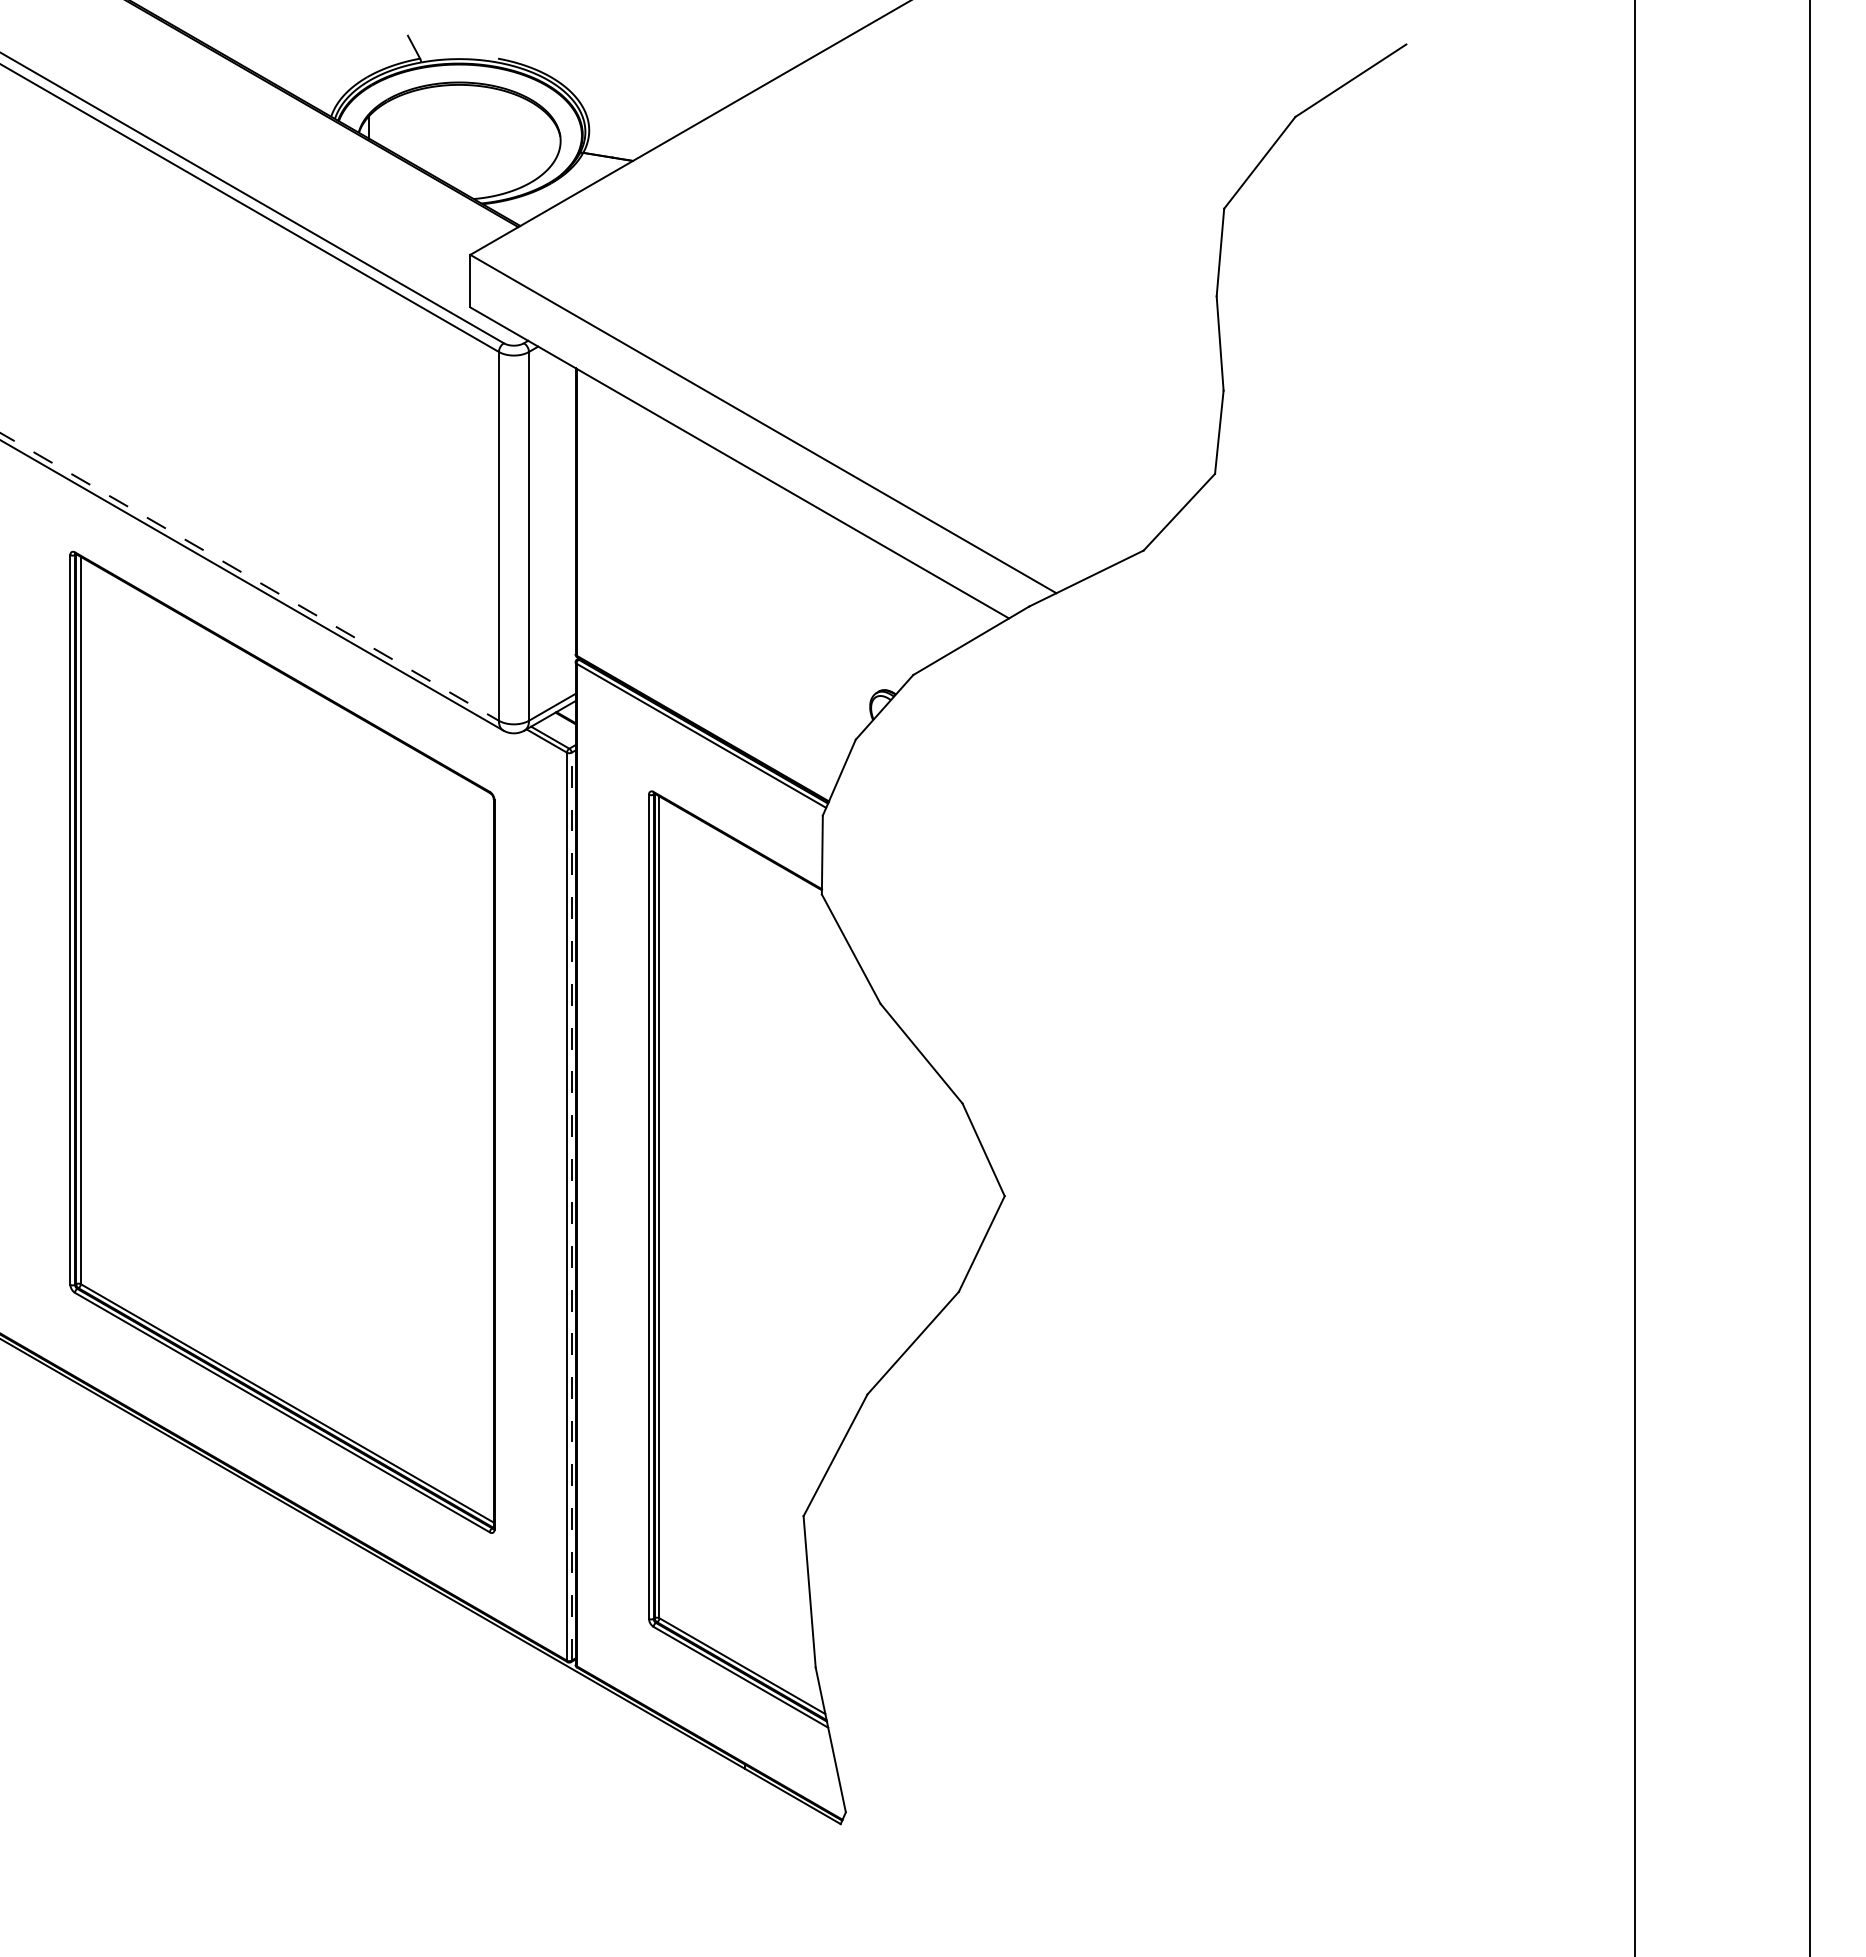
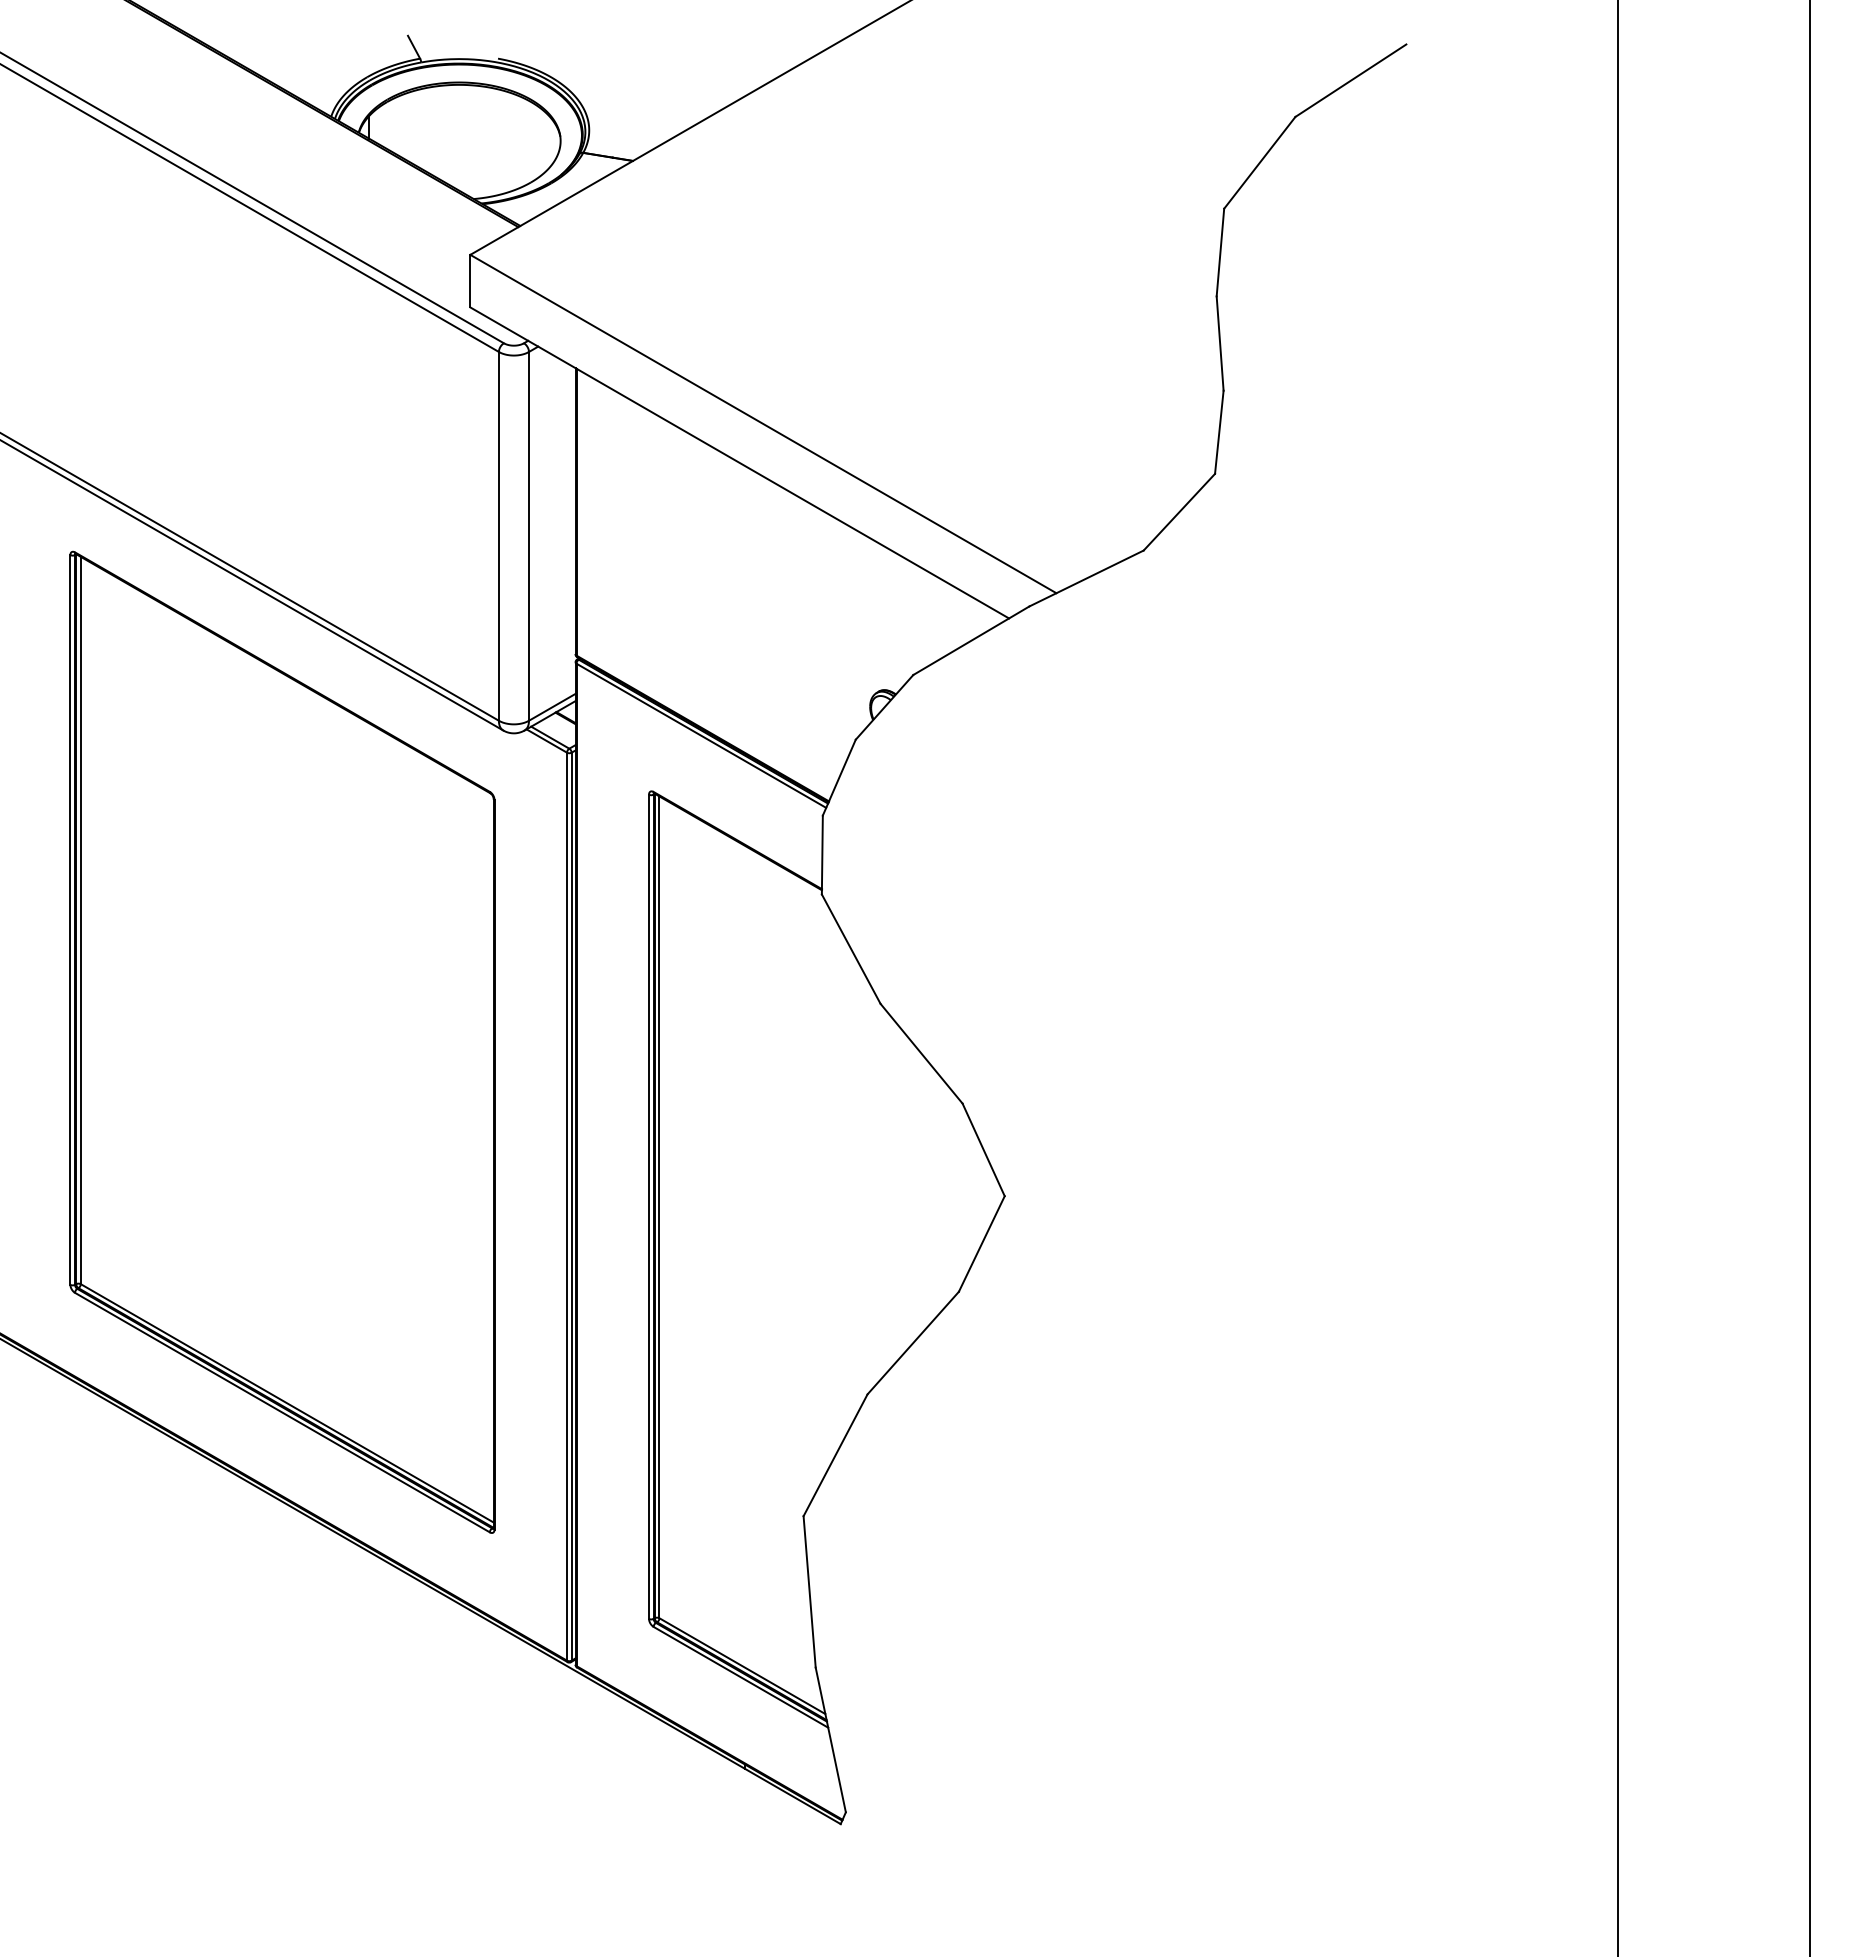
line: dashed -> solid (249, 576)
line position: (1635, 977) -> (1618, 977) (1618, 977)
line: dashed -> solid (571, 1206)
